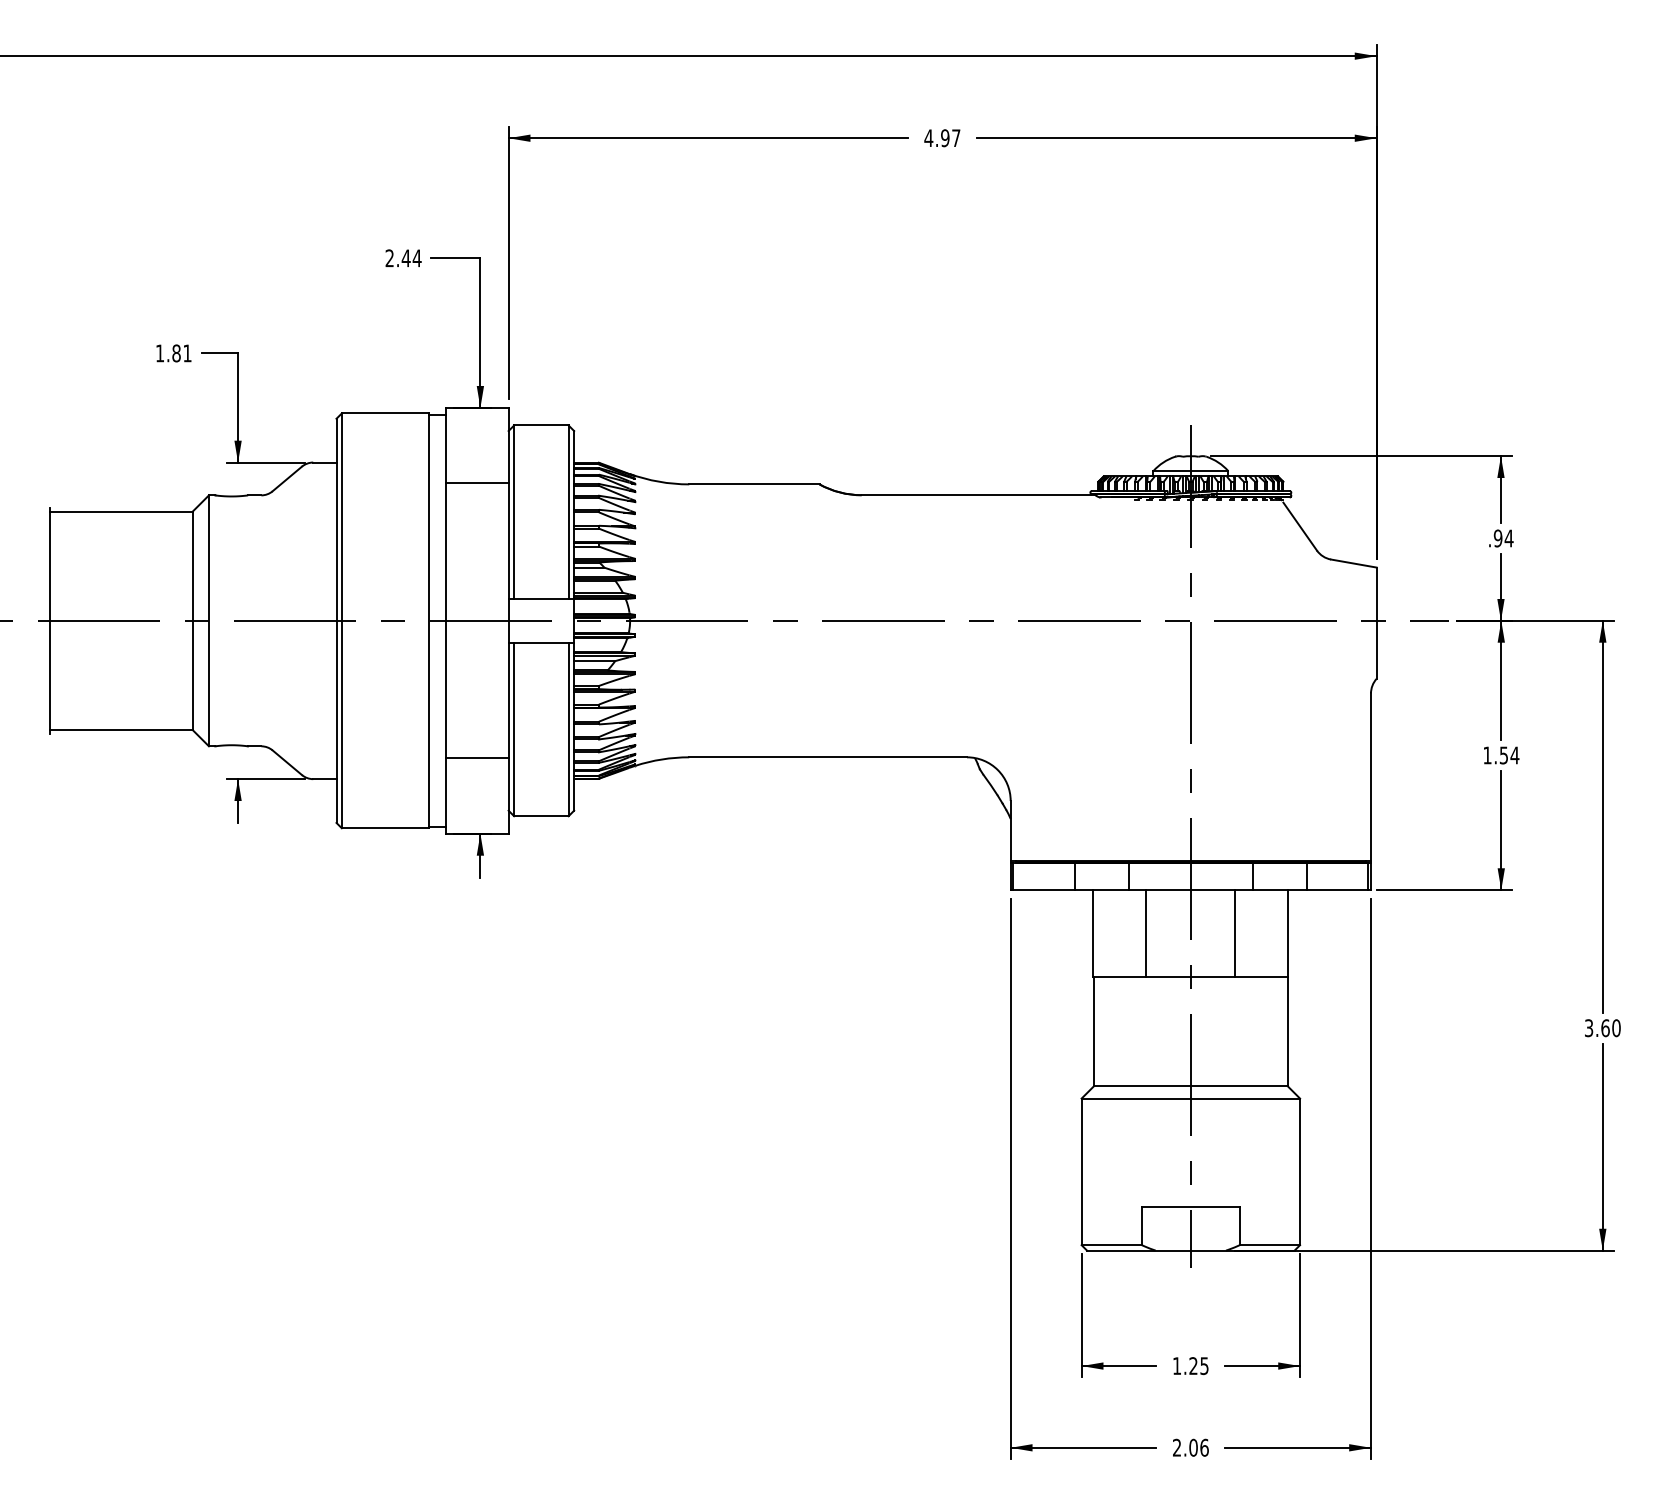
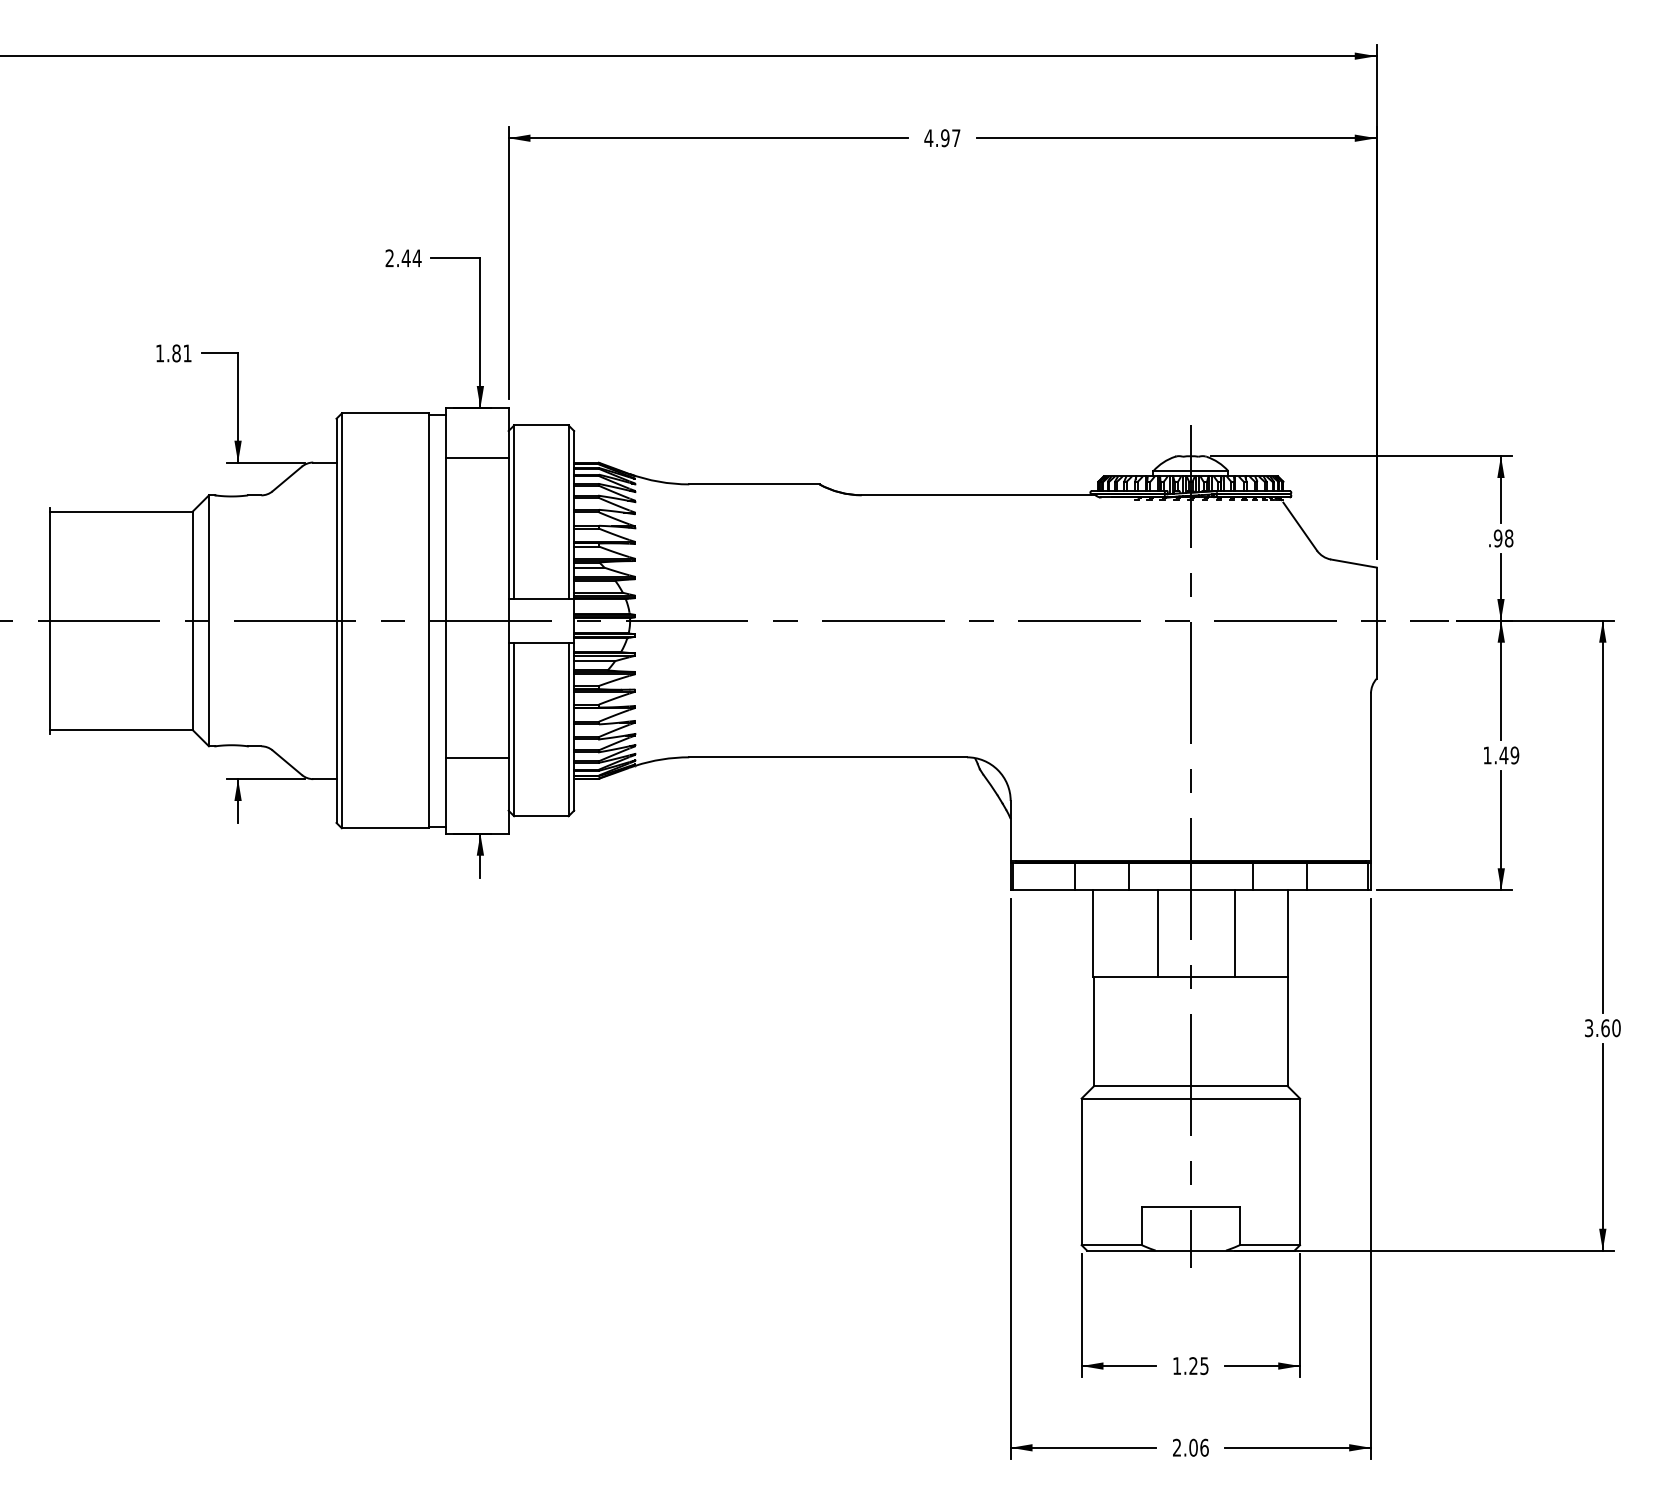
line position: (476, 483) -> (476, 458) (476, 458)
text: .94 -> .98 (1508, 538)
text: 1.54 -> 1.49 (1509, 755)
line position: (1146, 933) -> (1158, 933) (1158, 933)
